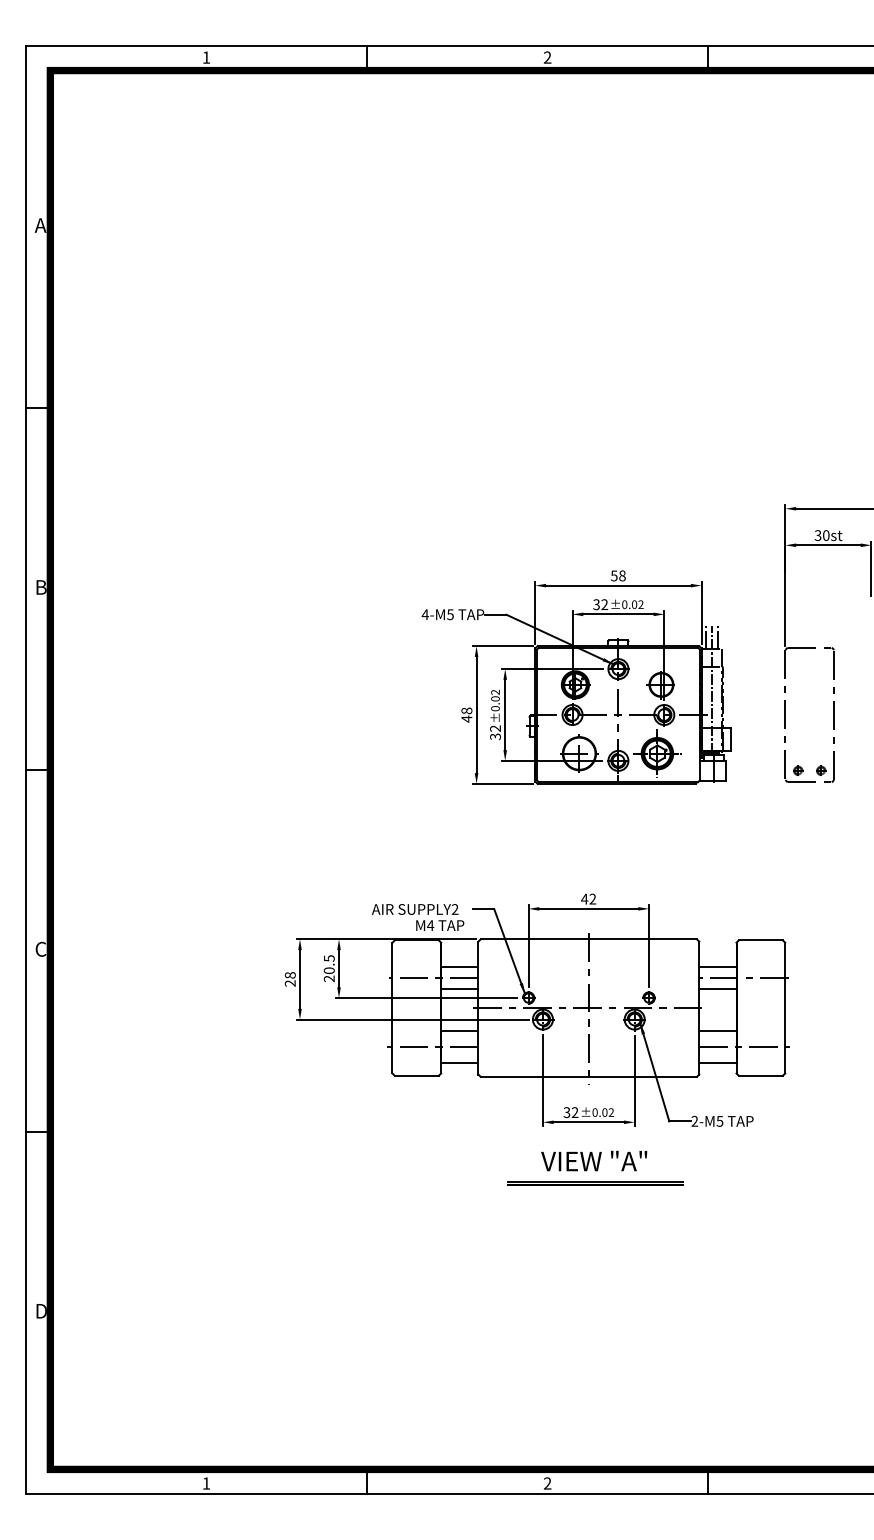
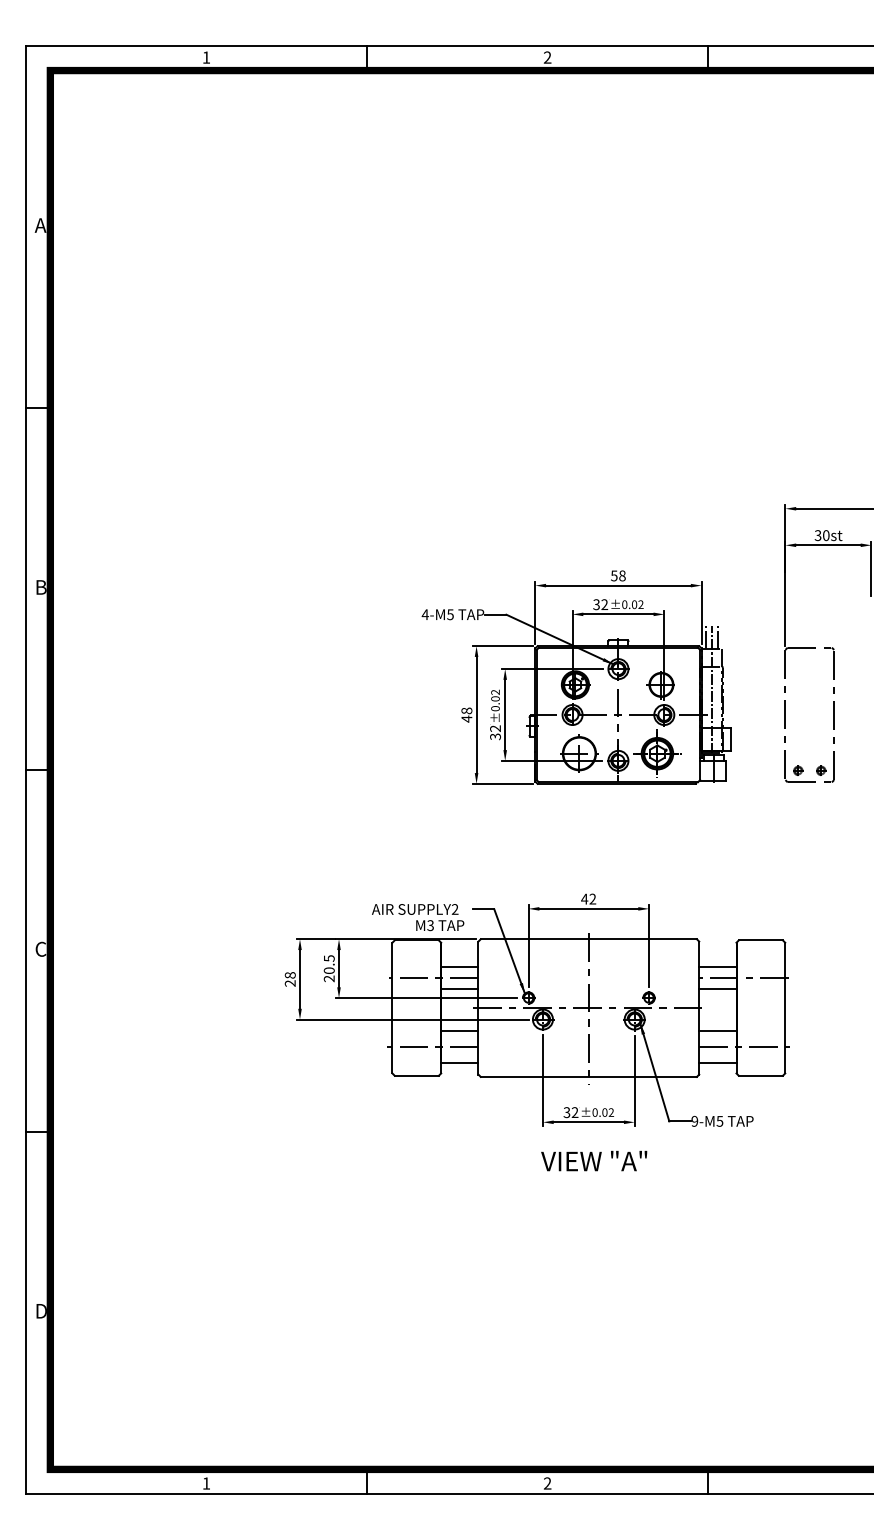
text: M4 -> M3 (430, 925)
text: 2-M5 -> 9-M5 (694, 1121)
line: present -> none (595, 1182)
